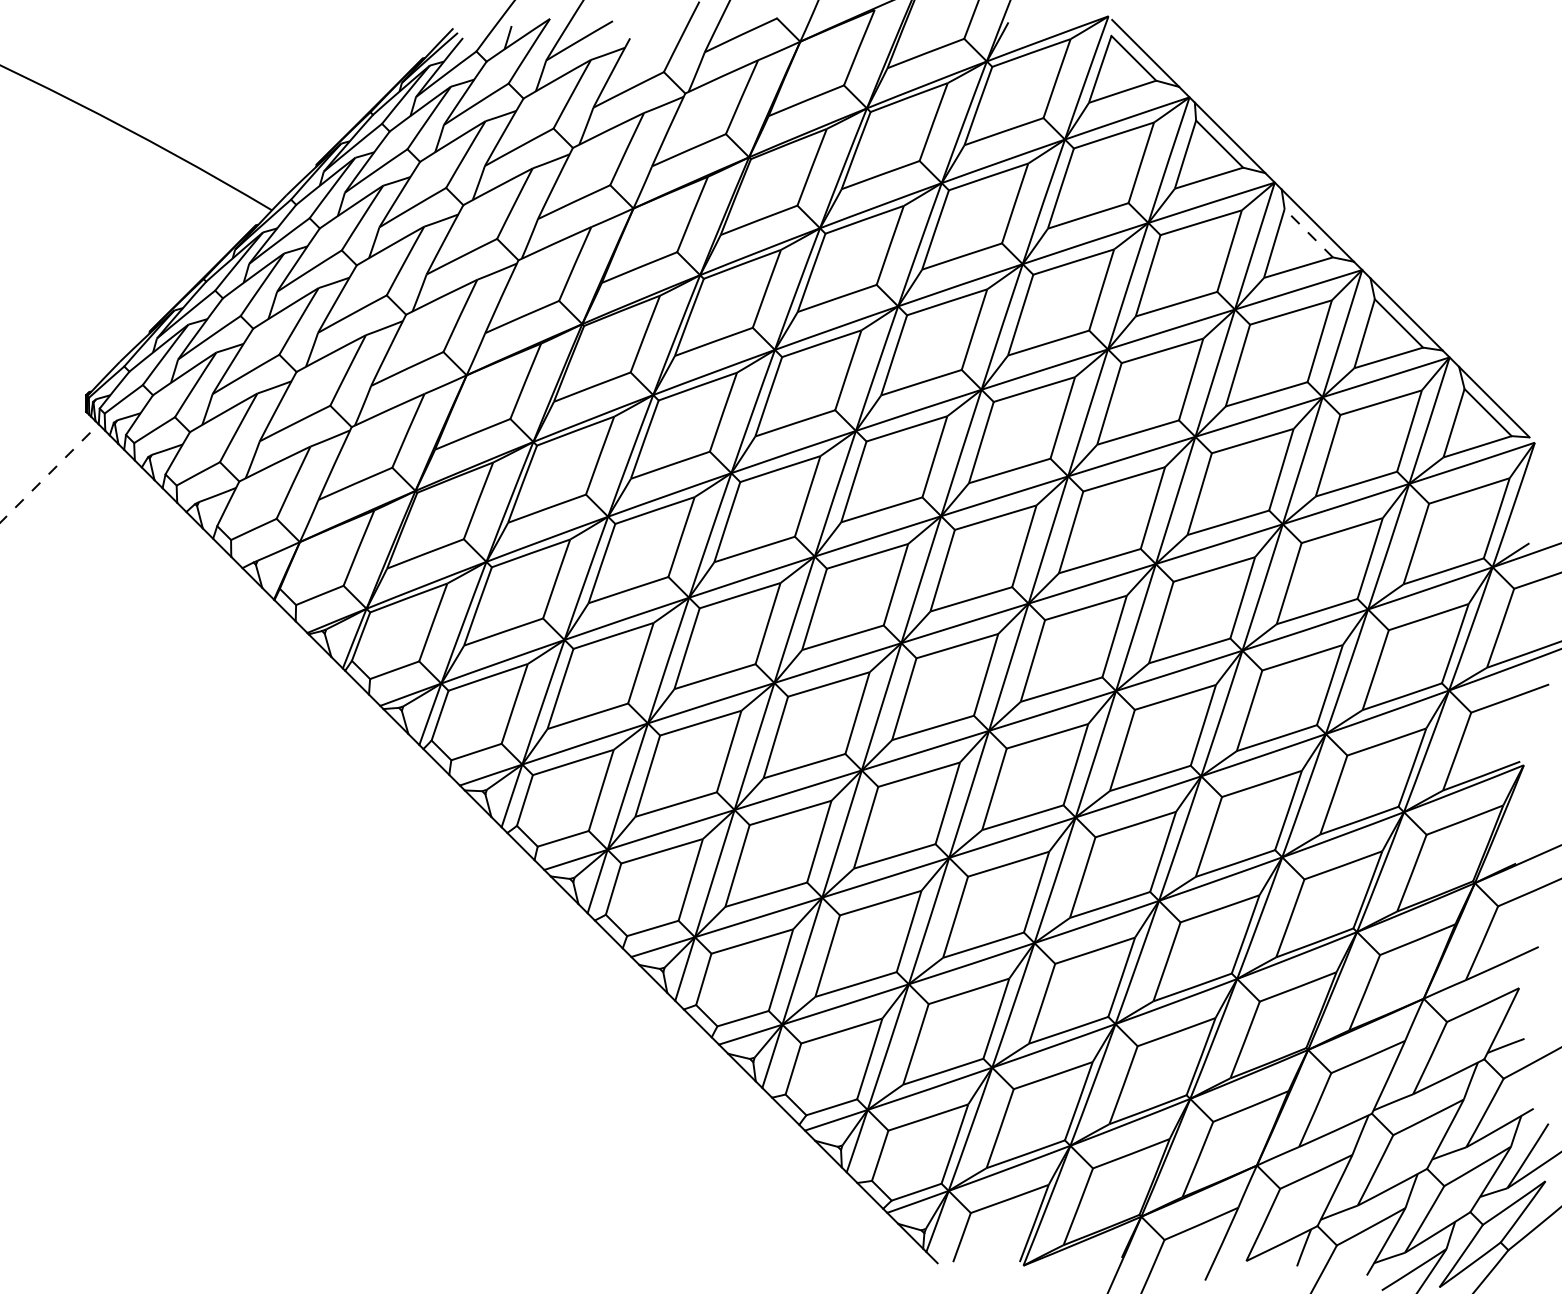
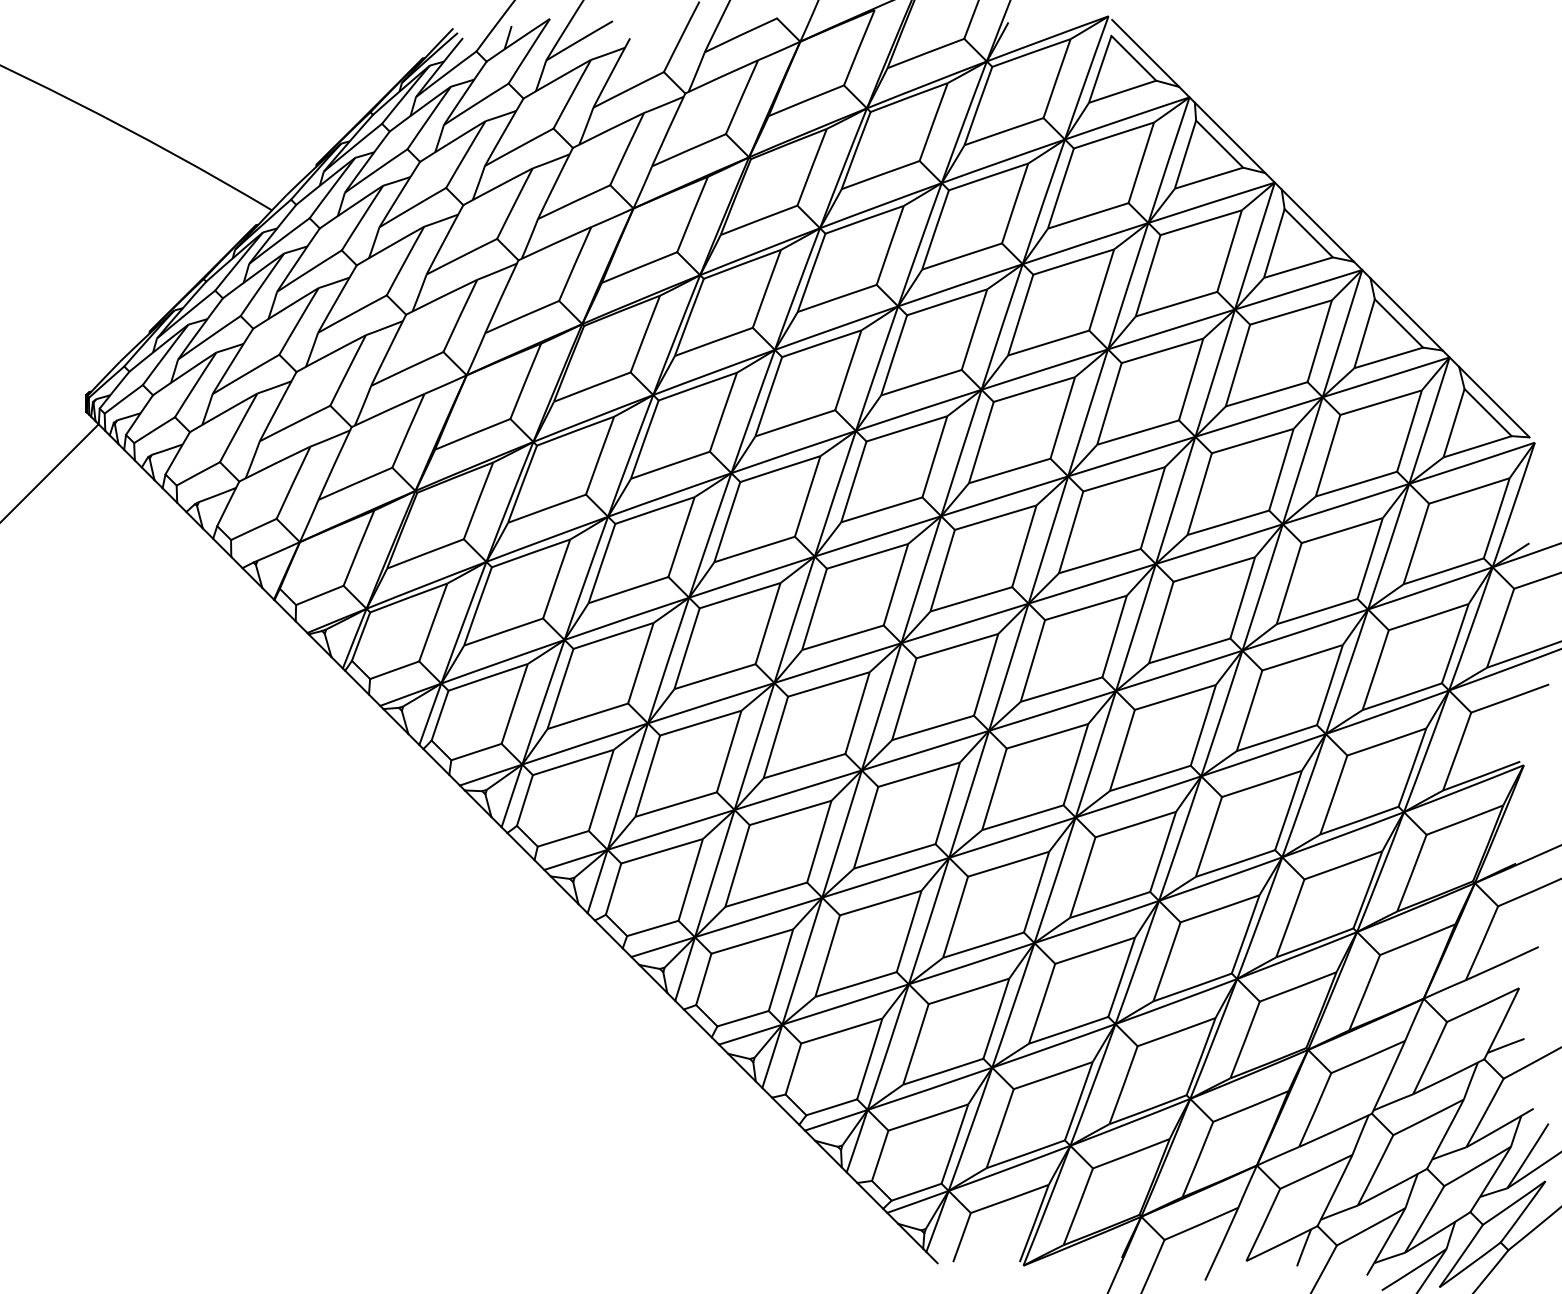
line: dashed -> solid (1308, 232)
line: dashed -> solid (49, 473)
